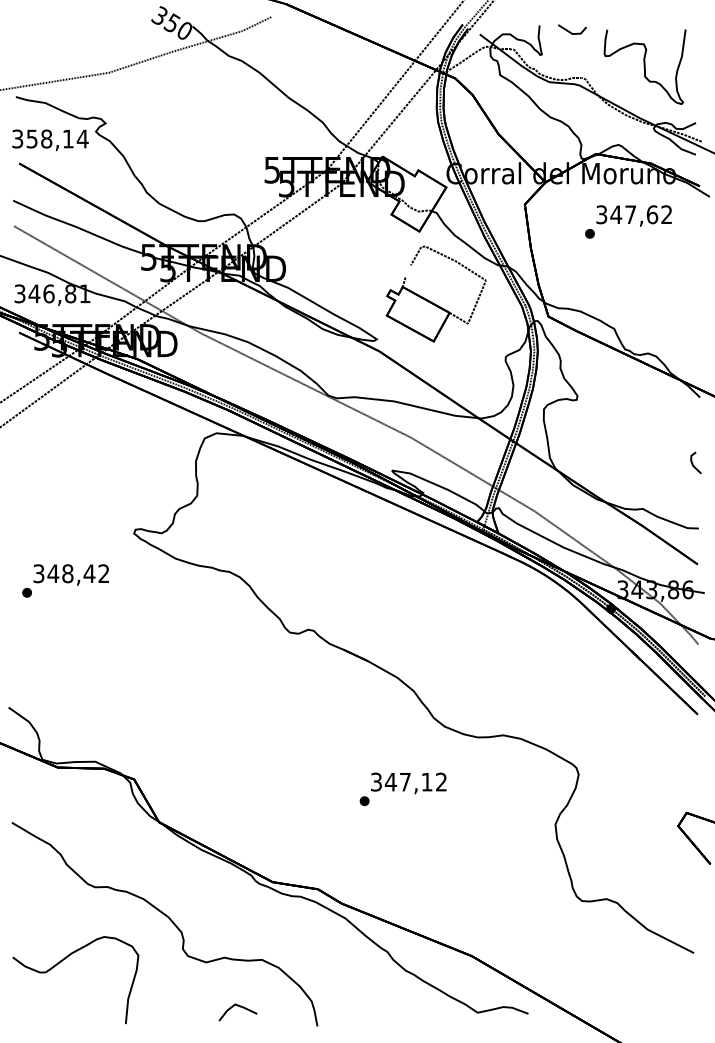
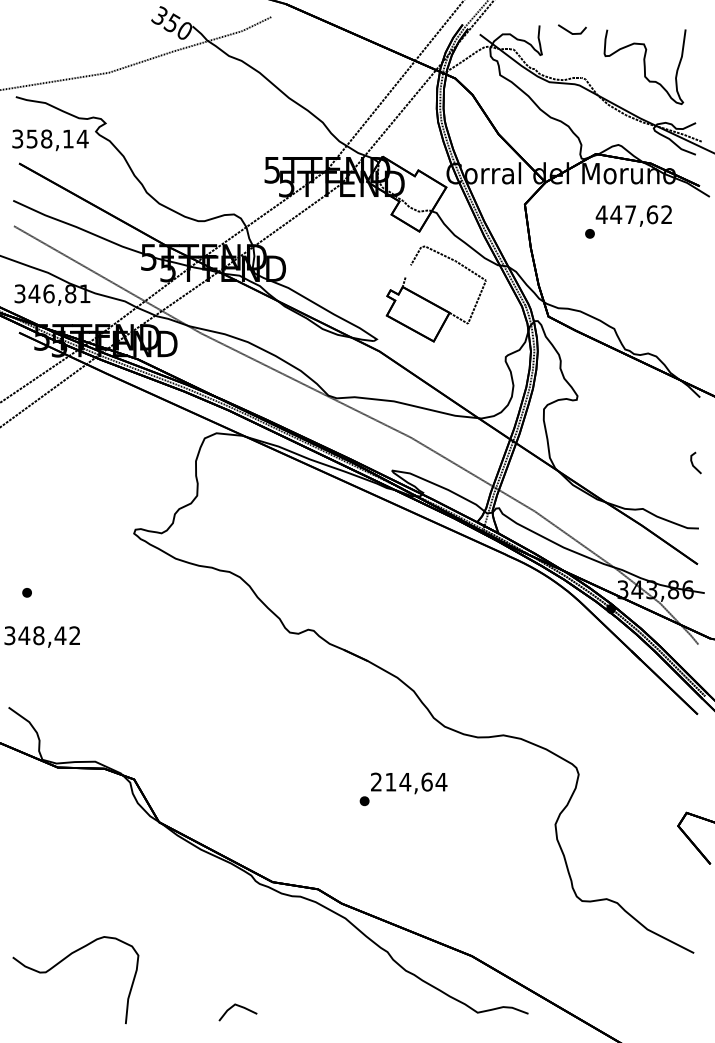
text: 347,62 -> 447,62 (601, 214)
text position: (70, 574) -> (41, 636) (41, 636)
text: 347,12 -> 214,64 (409, 781)
part: present -> none (170, 921)
